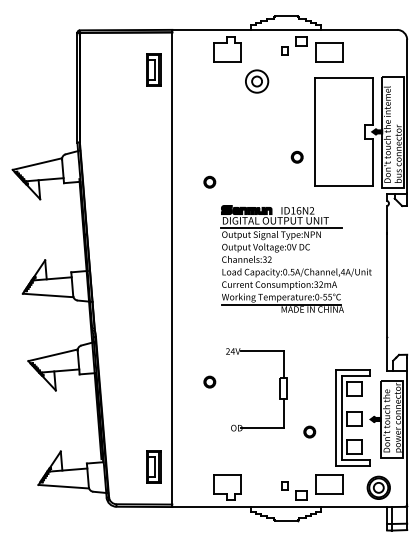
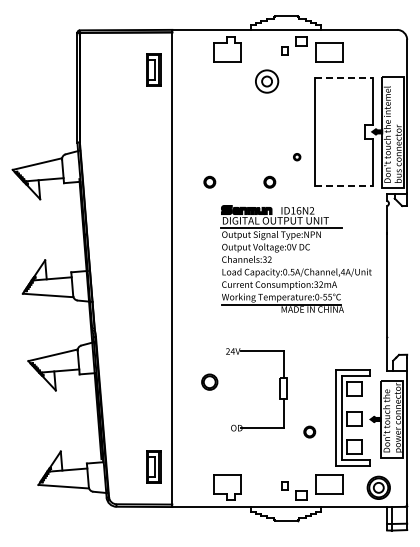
line: solid -> dashed (343, 77)
part position: (257, 81) -> (267, 81) (267, 81)
part size: 14x14 px -> 9x9 px (297, 157)
part: none -> present (269, 181)
line: solid -> dashed (343, 186)
part size: 14x14 px -> 18x18 px (209, 381)
